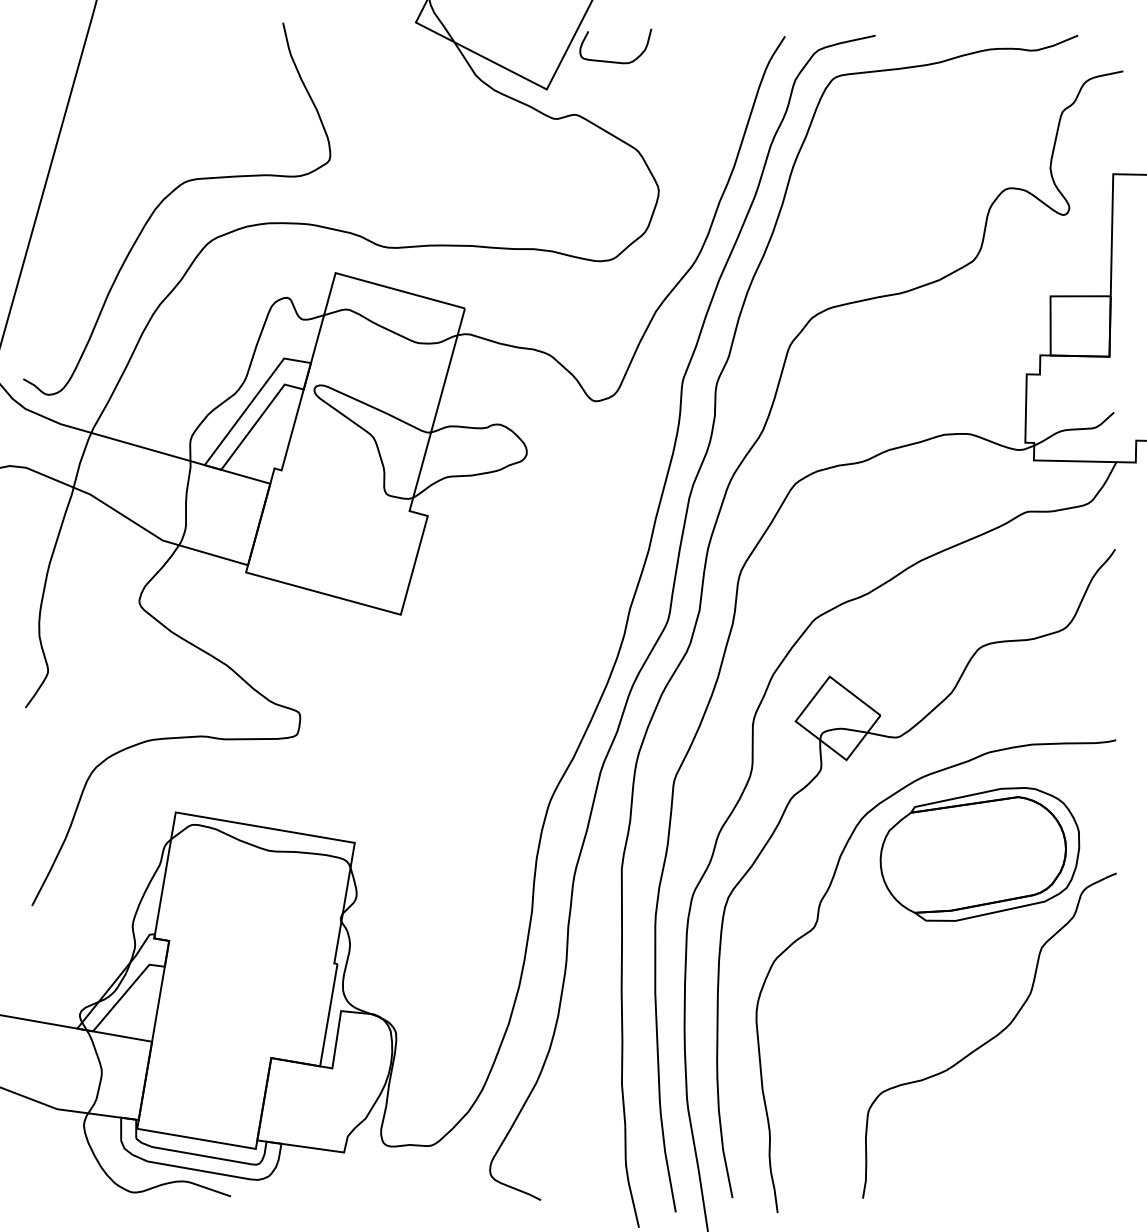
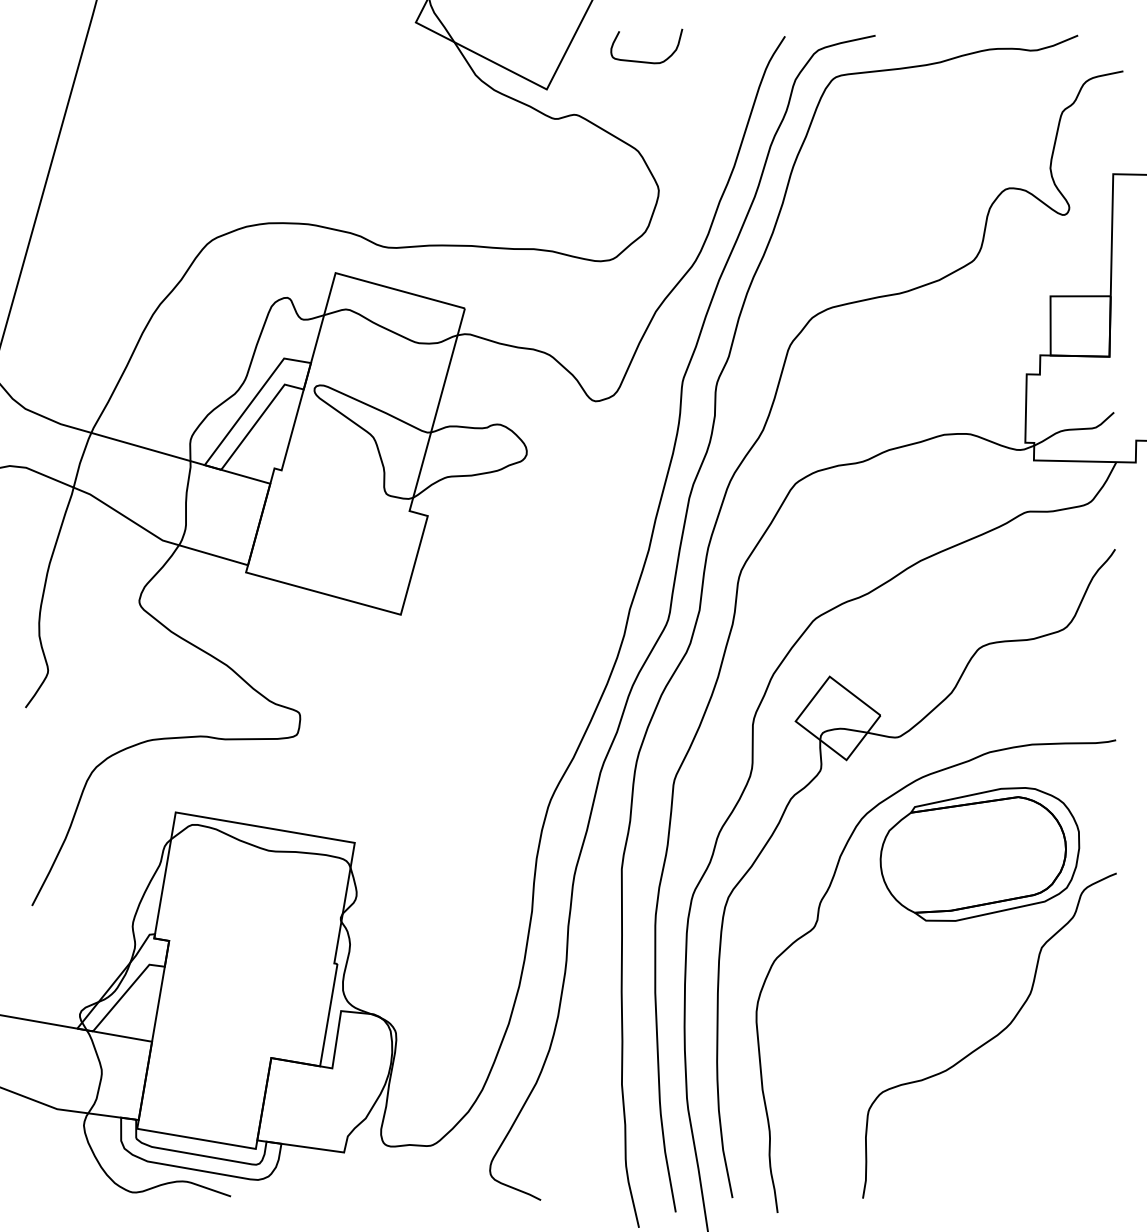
curve position: (615, 61) -> (646, 61) (646, 61)
curve: present -> none (167, 197)
